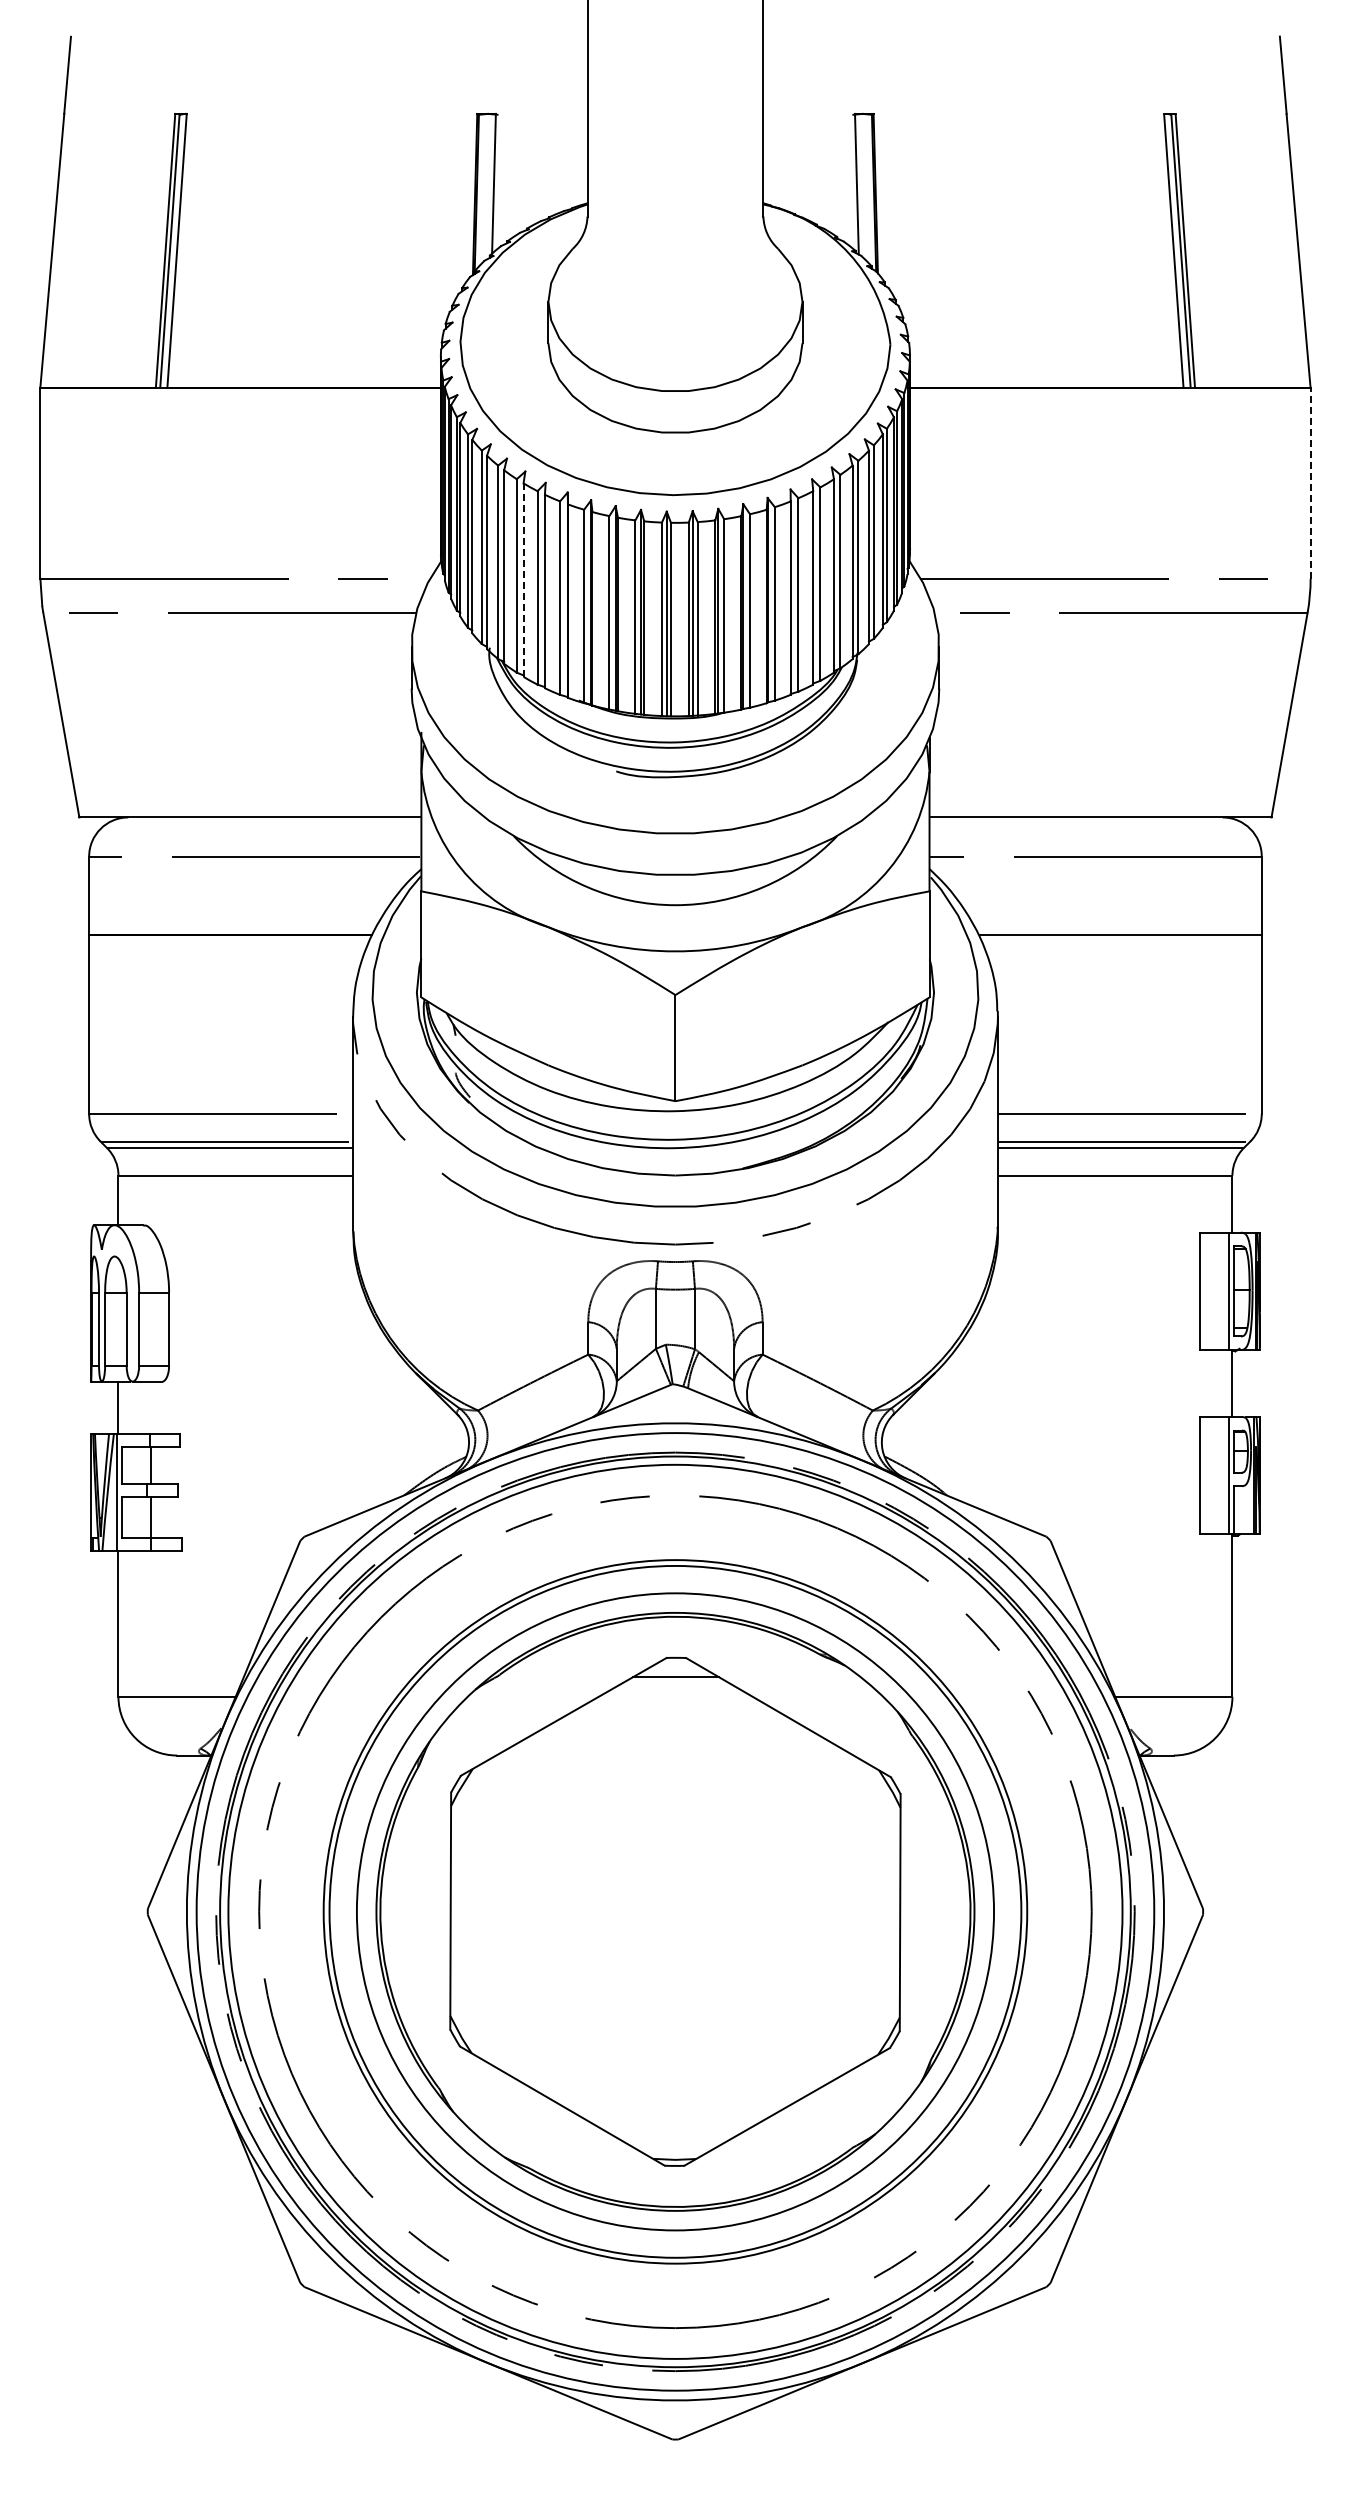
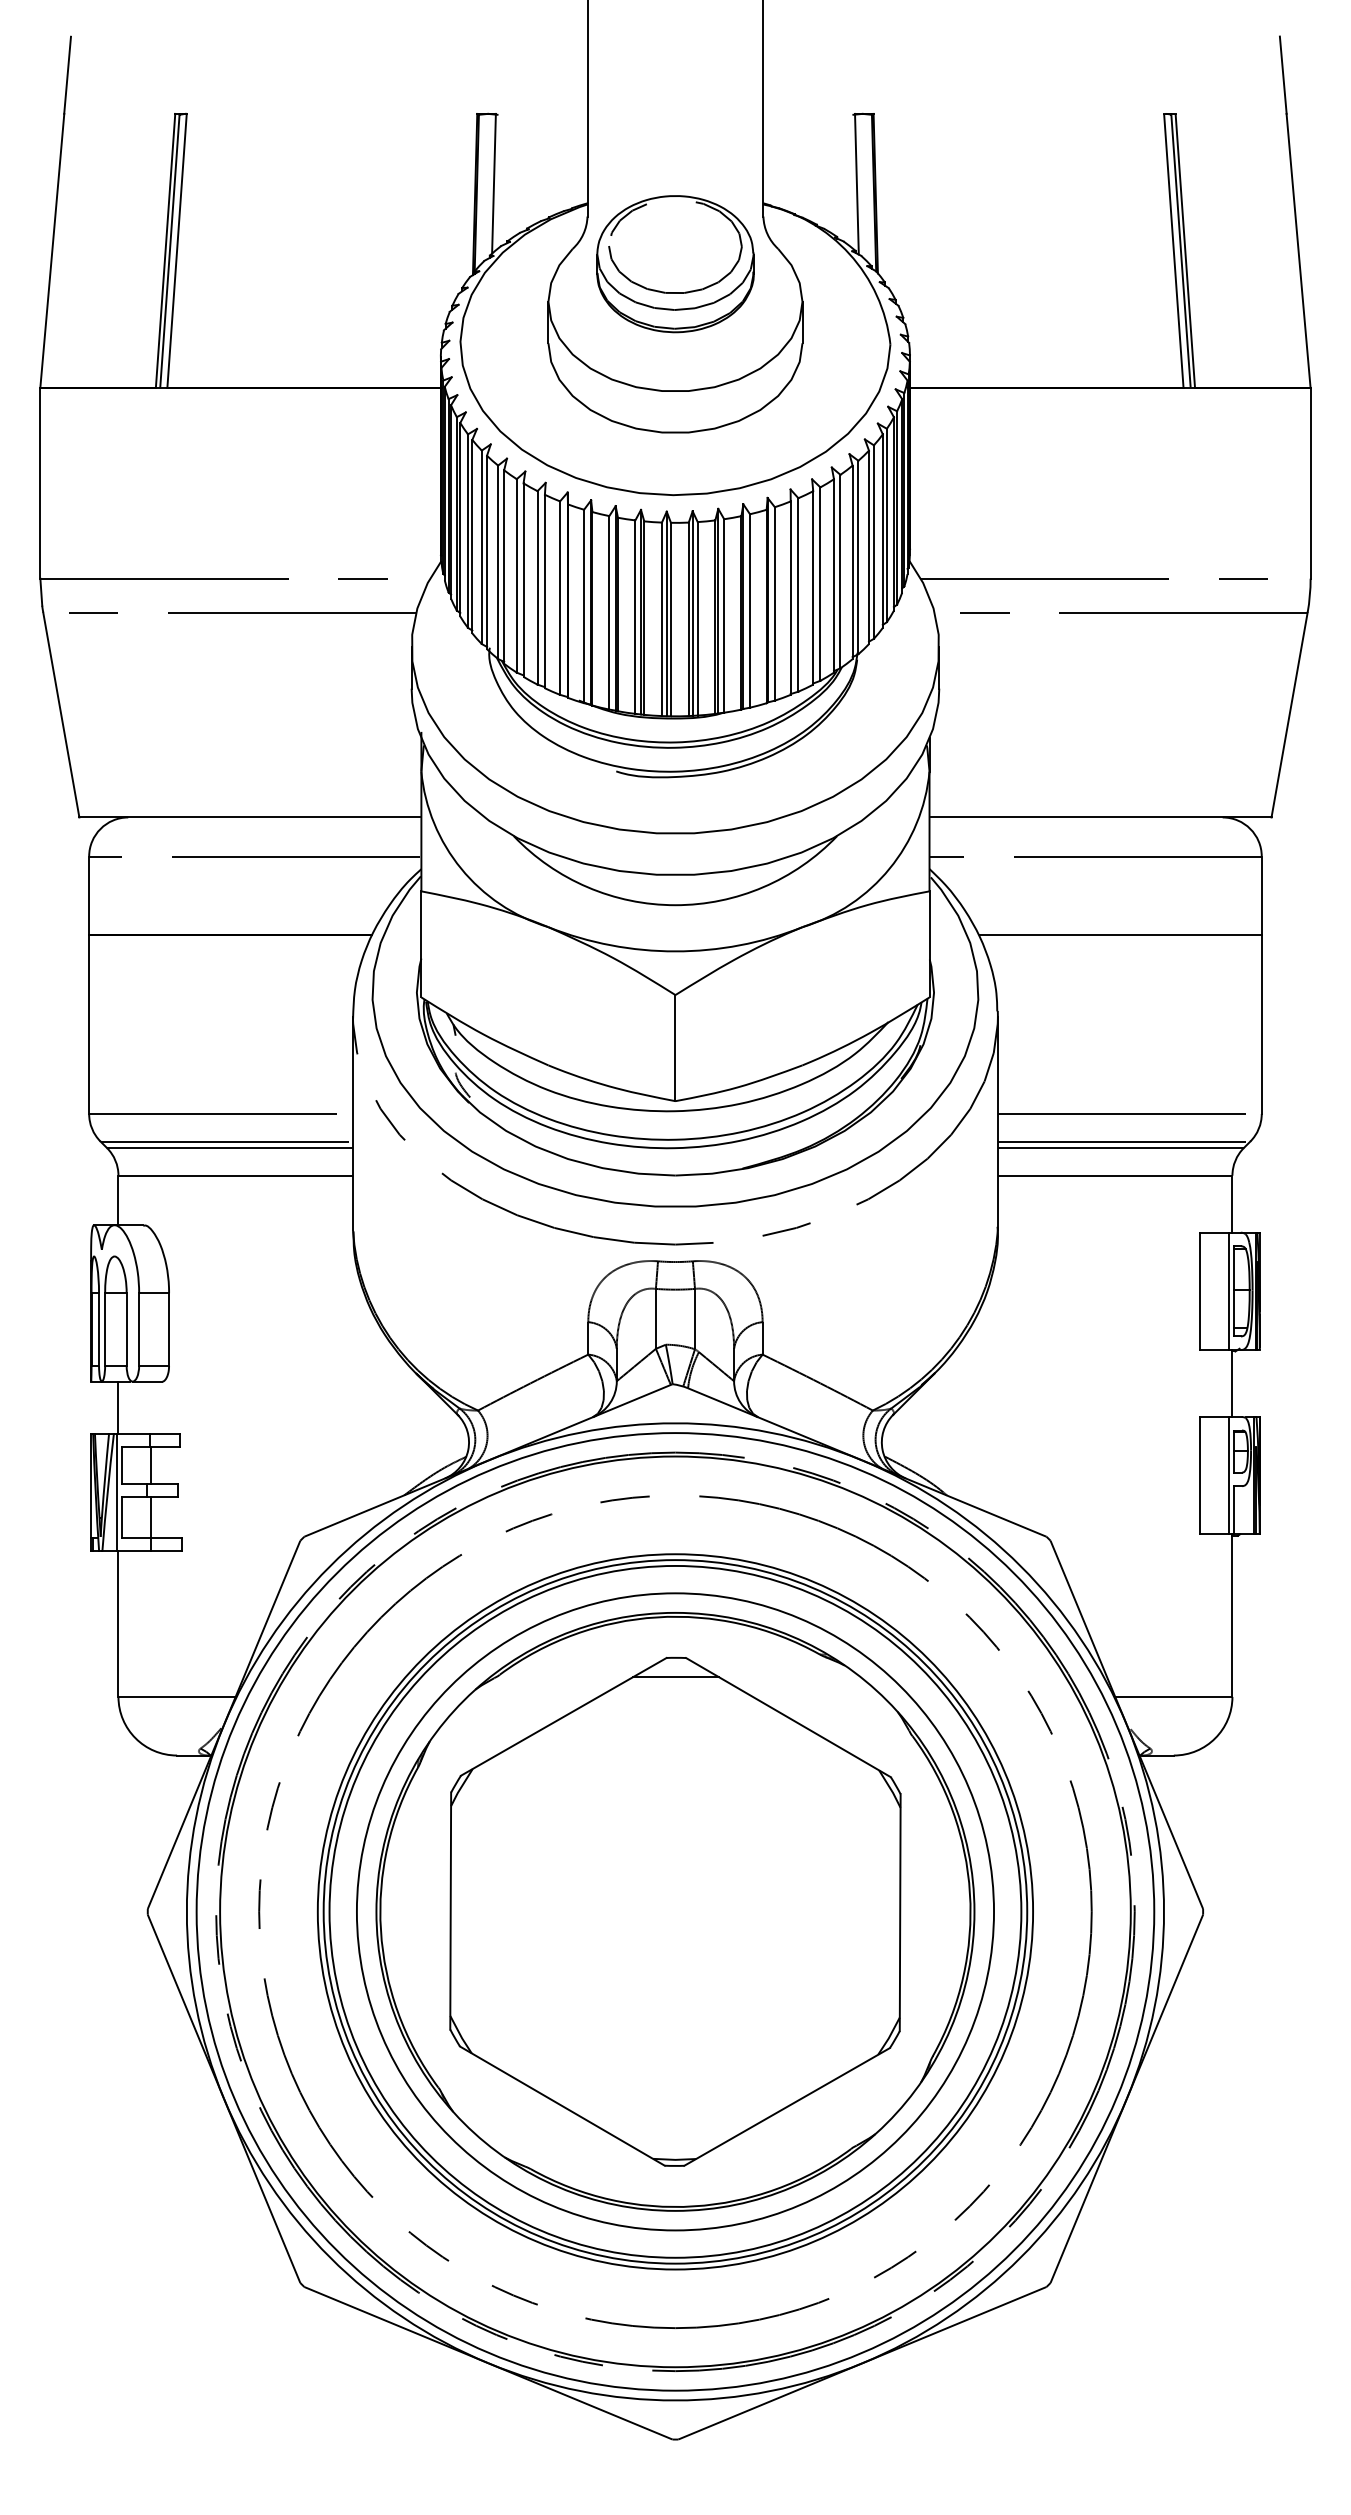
part: none -> present (675, 264)
line: dashed -> solid (1310, 483)
line: dashed -> solid (523, 580)
circle diameter: 894 px -> 715 px (675, 1911)
